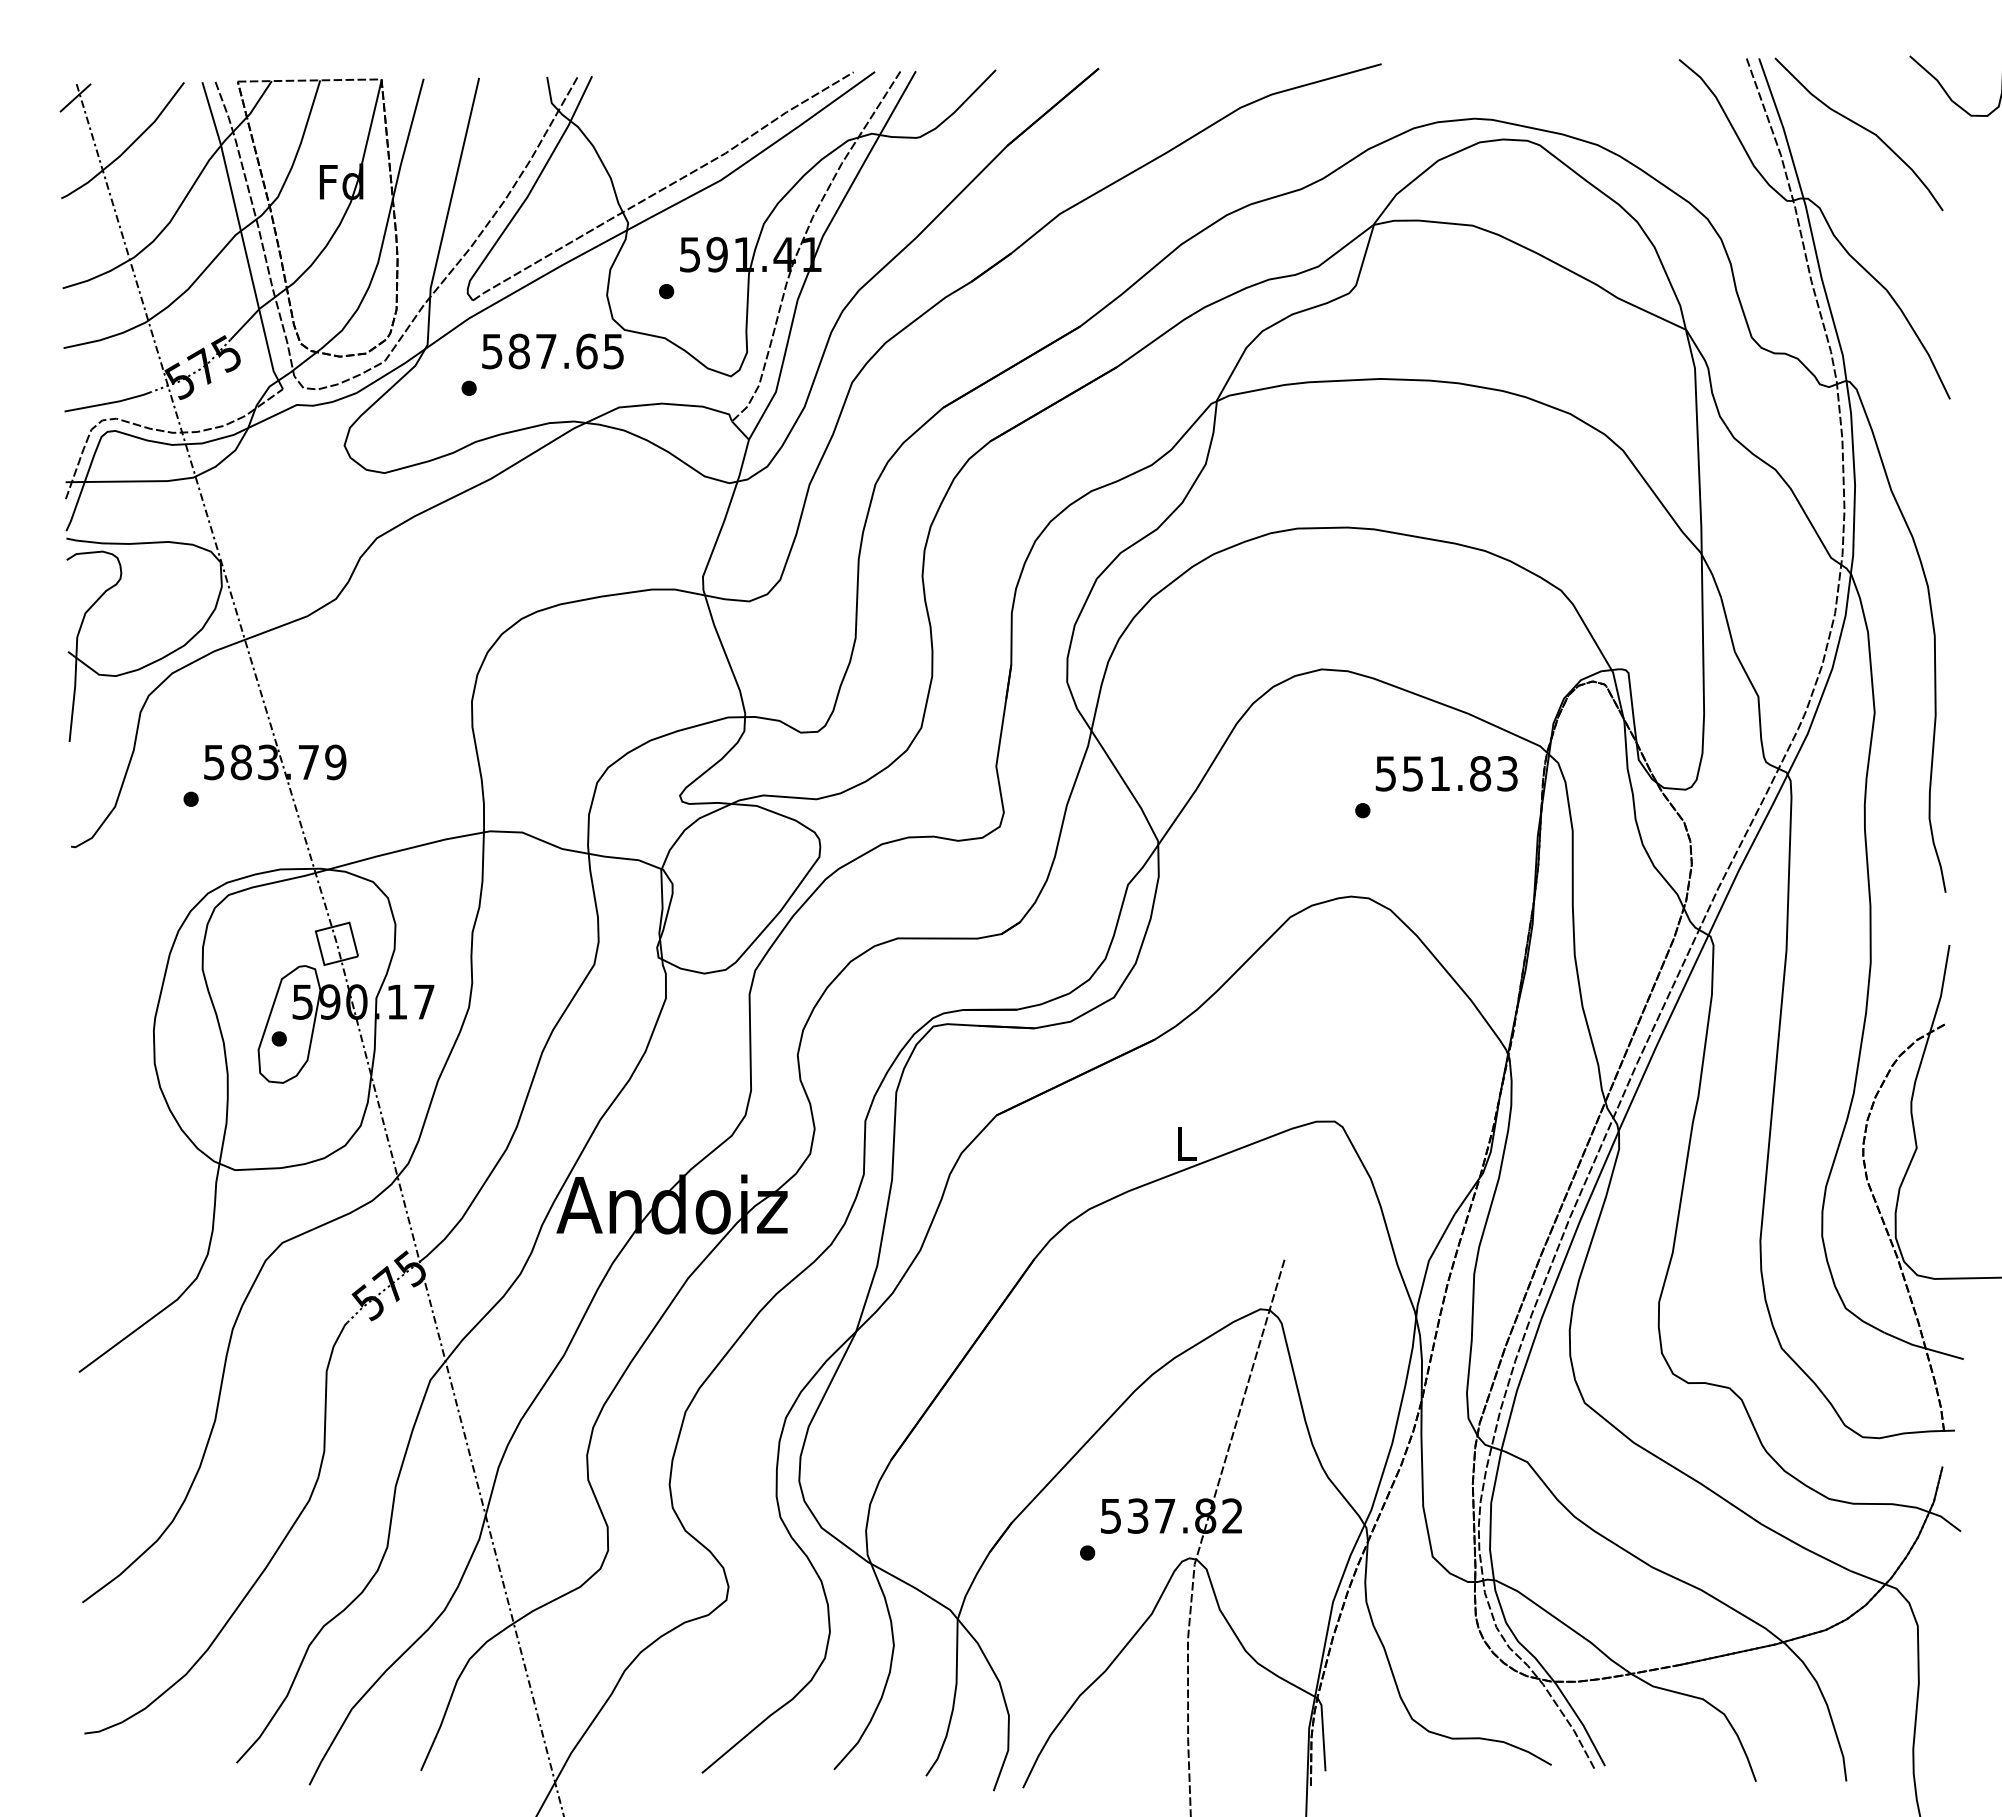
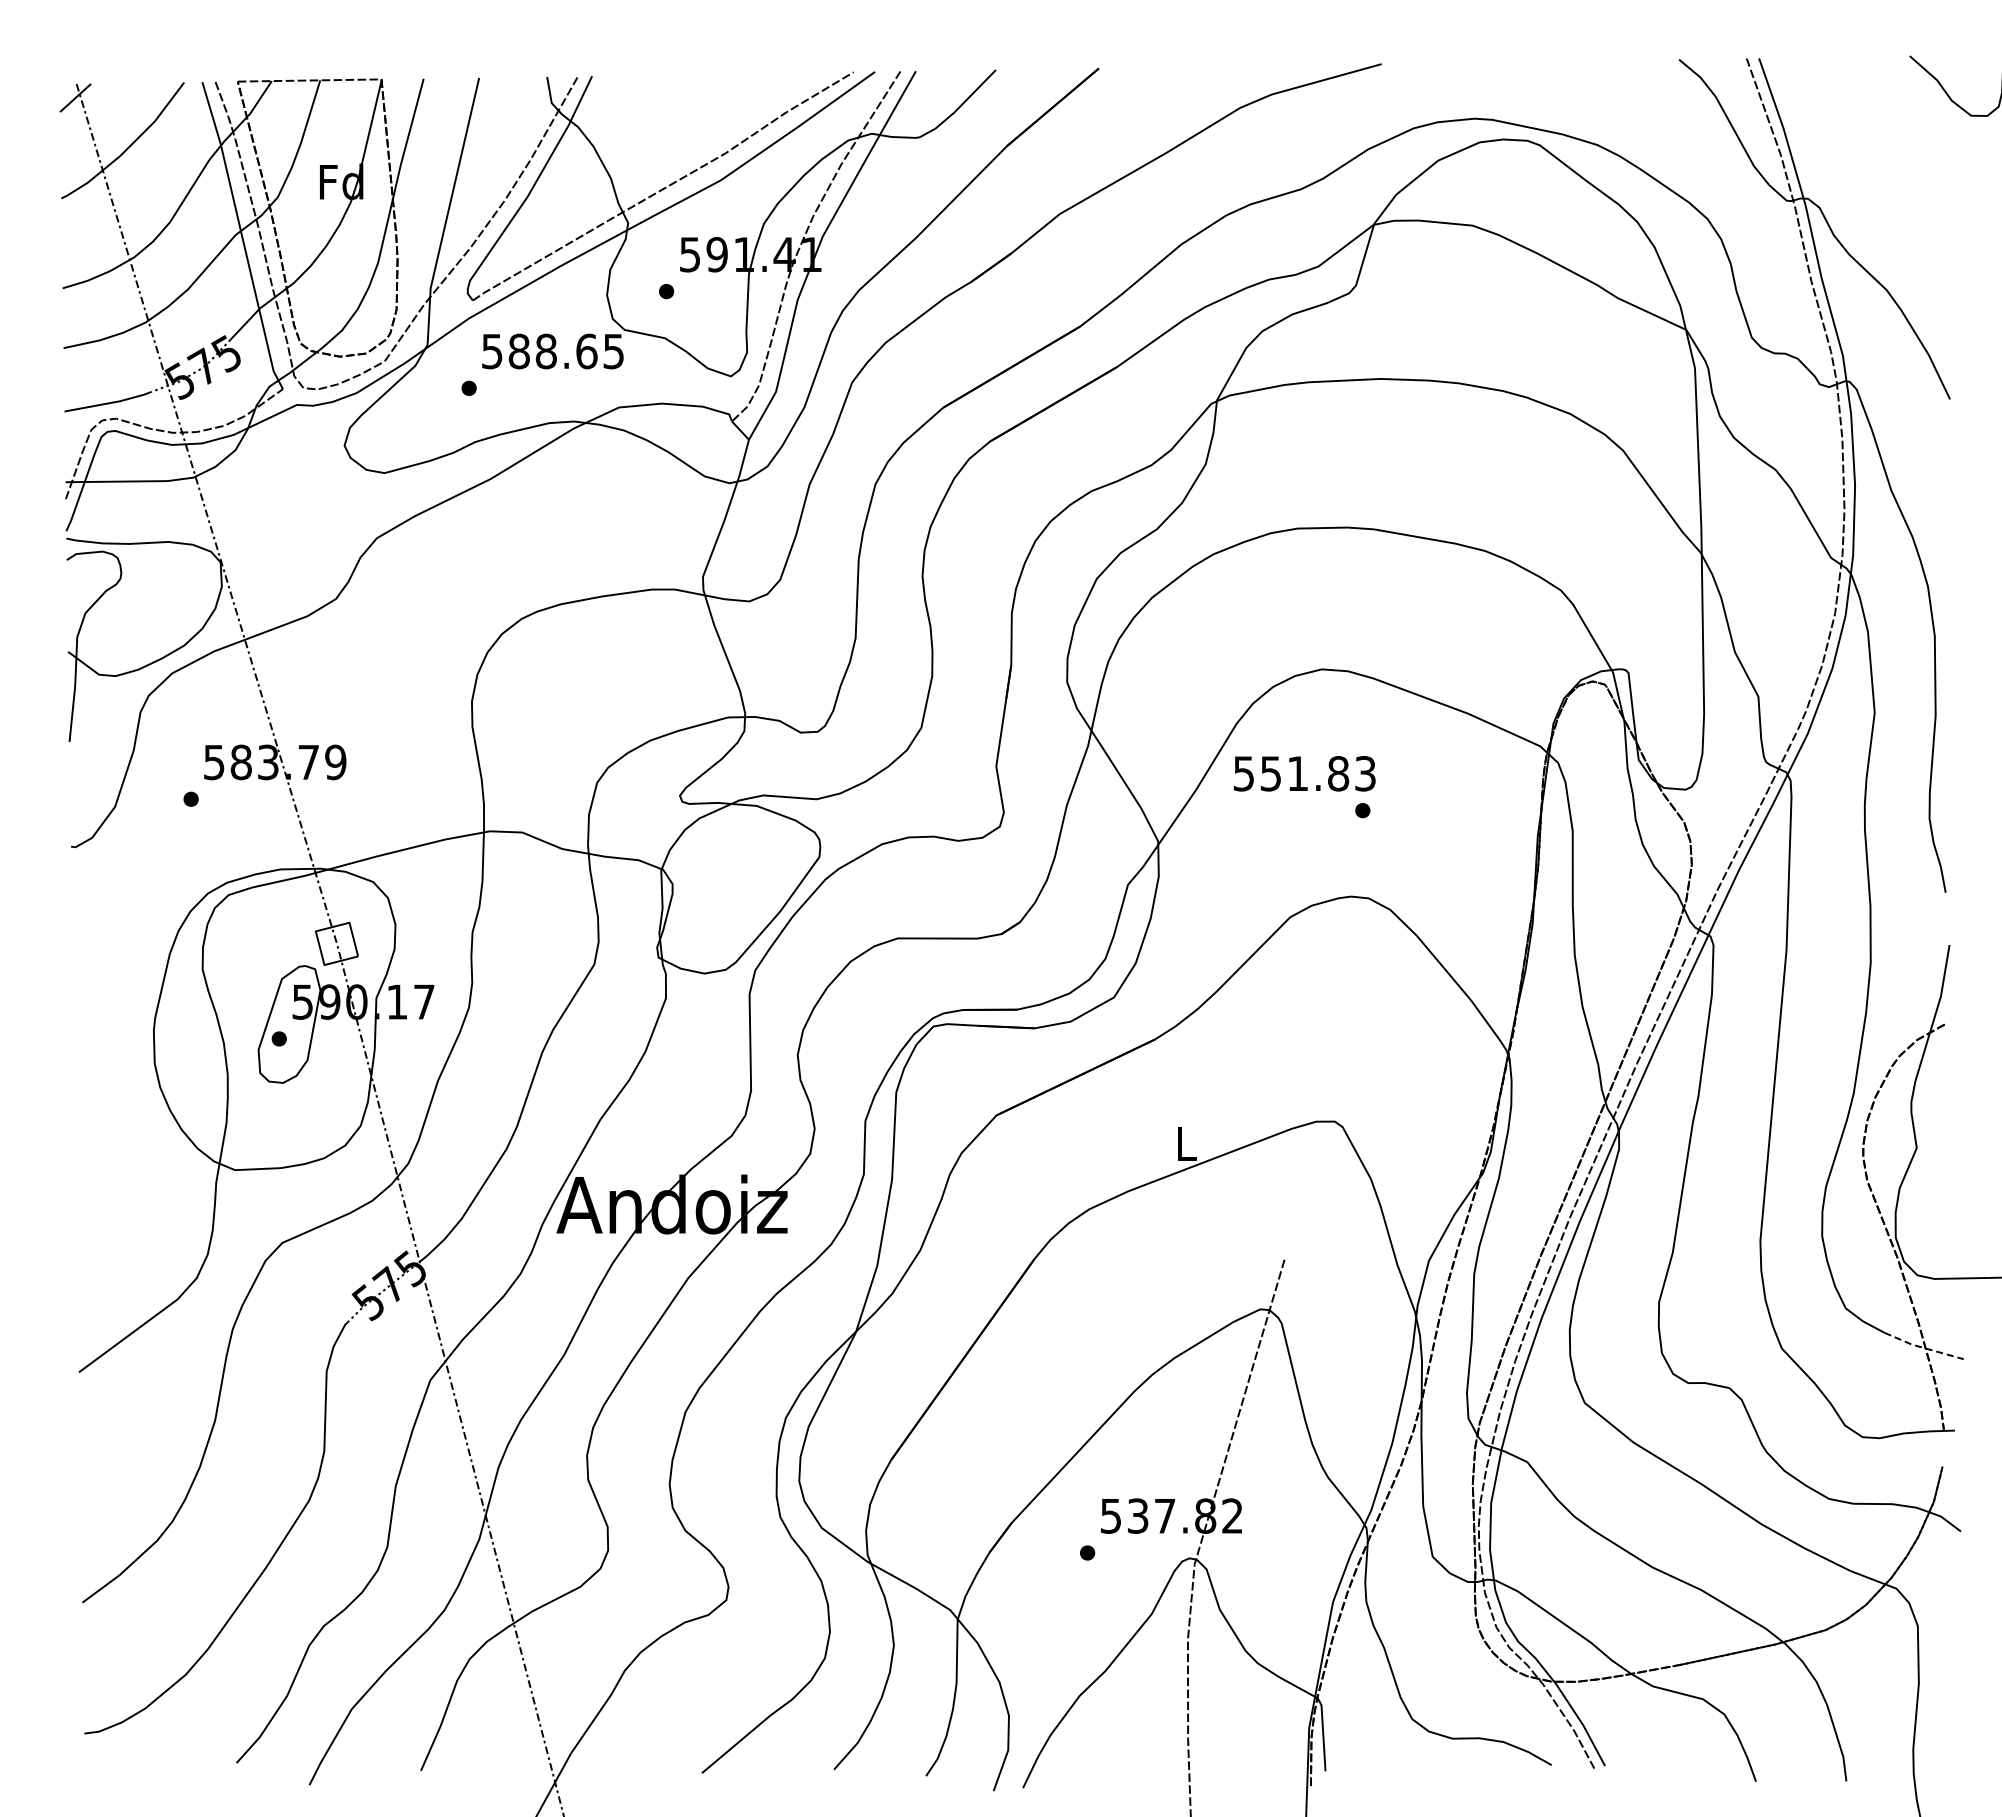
curve: present -> none (1862, 128)
text: 587.65 -> 588.65 (545, 351)
text position: (1446, 773) -> (1304, 773) (1304, 773)
line: solid -> dashed (1922, 1347)
